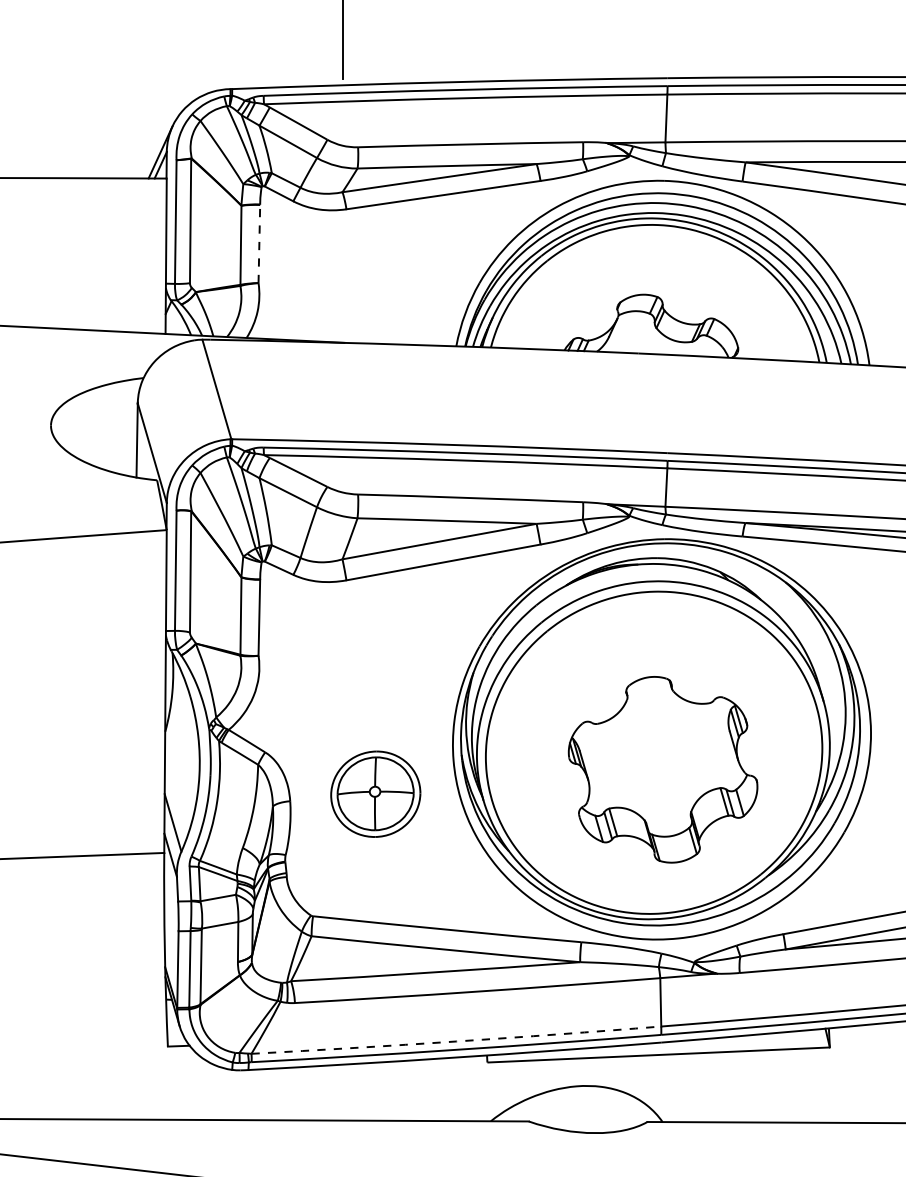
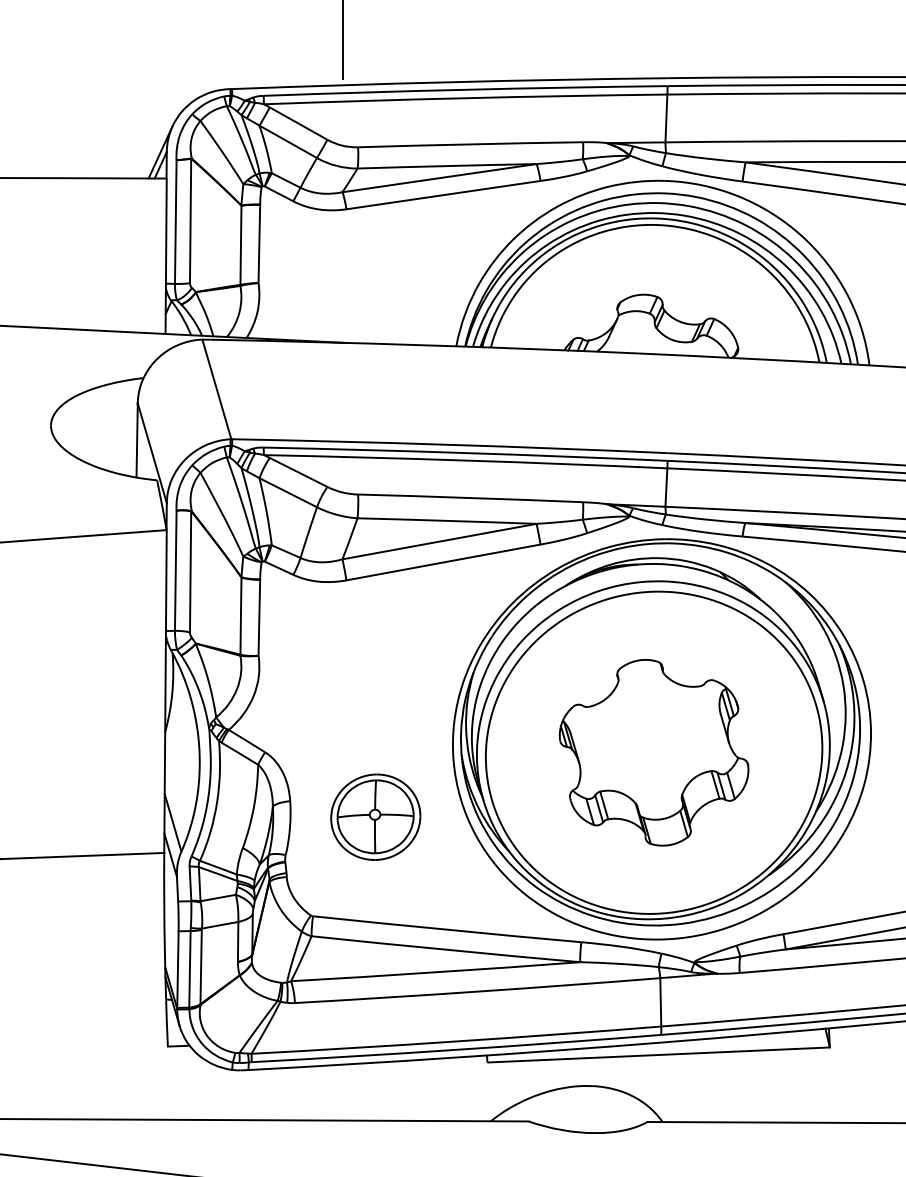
line: dashed -> solid (259, 243)
part position: (662, 769) -> (653, 752) (653, 752)
part position: (375, 793) -> (375, 816) (375, 816)
arc: dashed -> solid (456, 1041)
